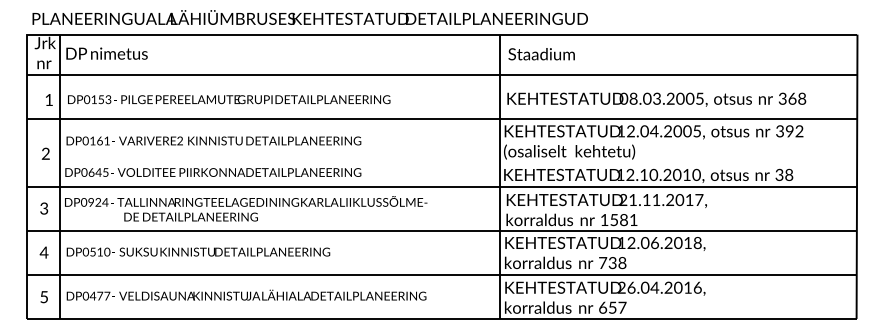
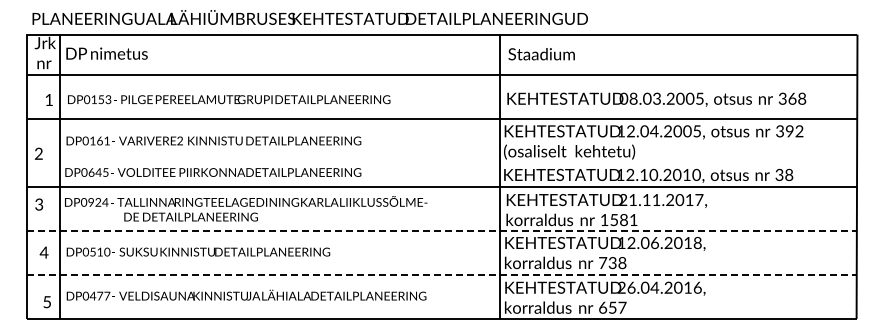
text position: (45, 153) -> (38, 153) (38, 153)
text position: (44, 208) -> (39, 204) (39, 204)
line: solid -> dashed (442, 230)
line: solid -> dashed (442, 274)
text position: (43, 297) -> (46, 302) (46, 302)
